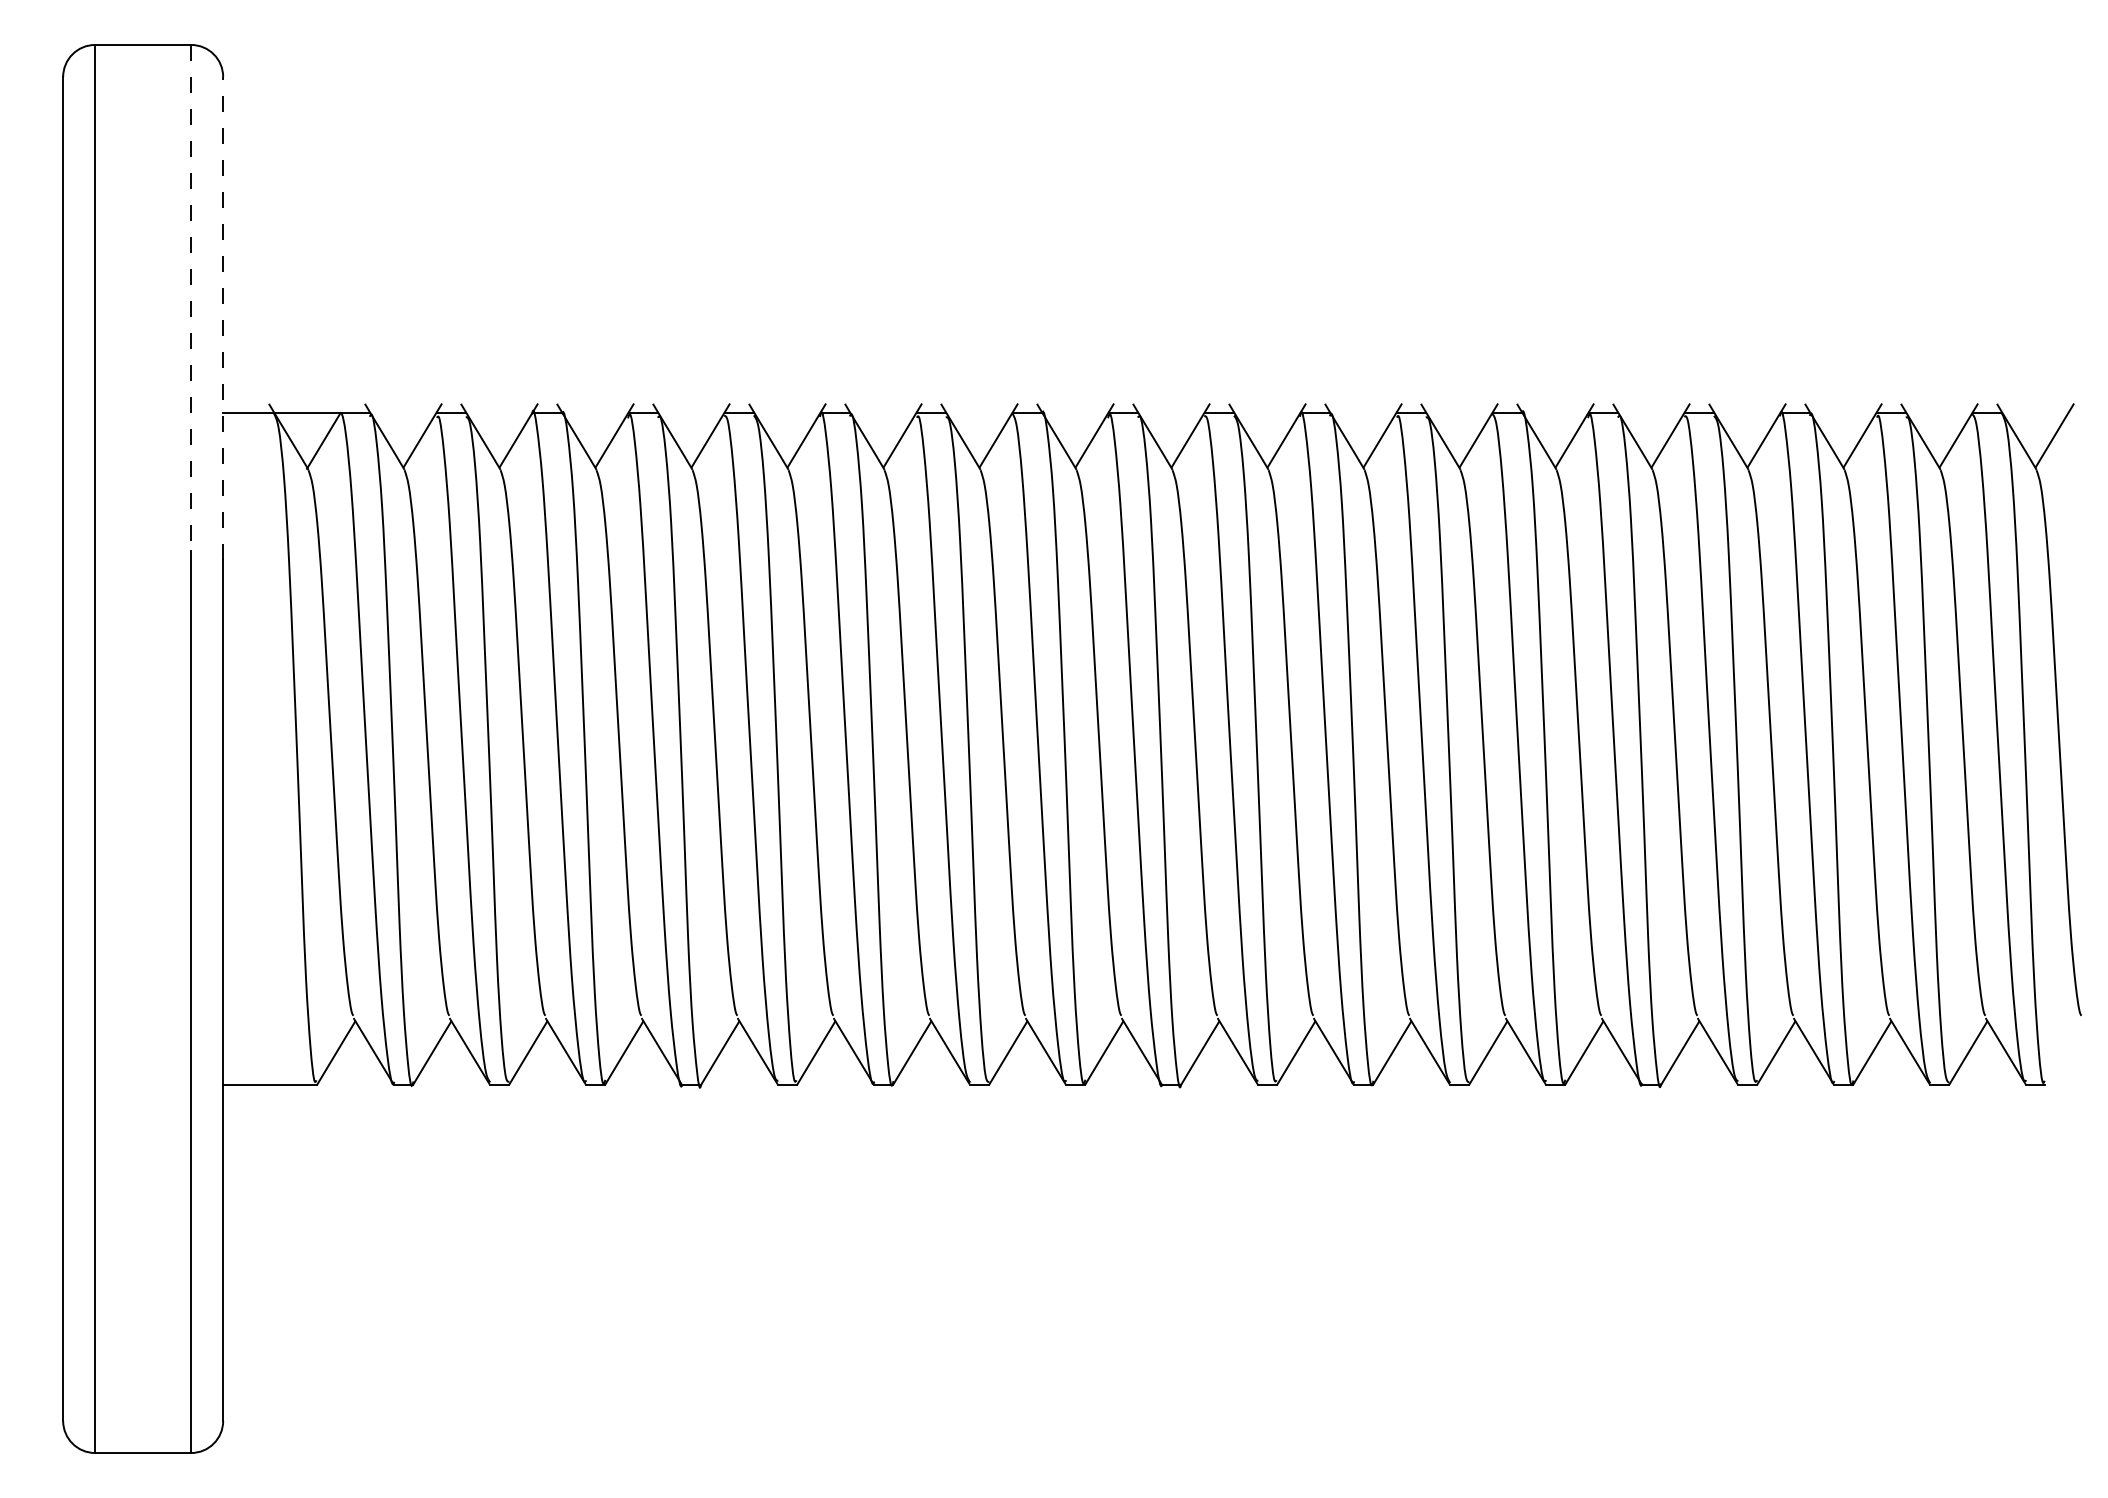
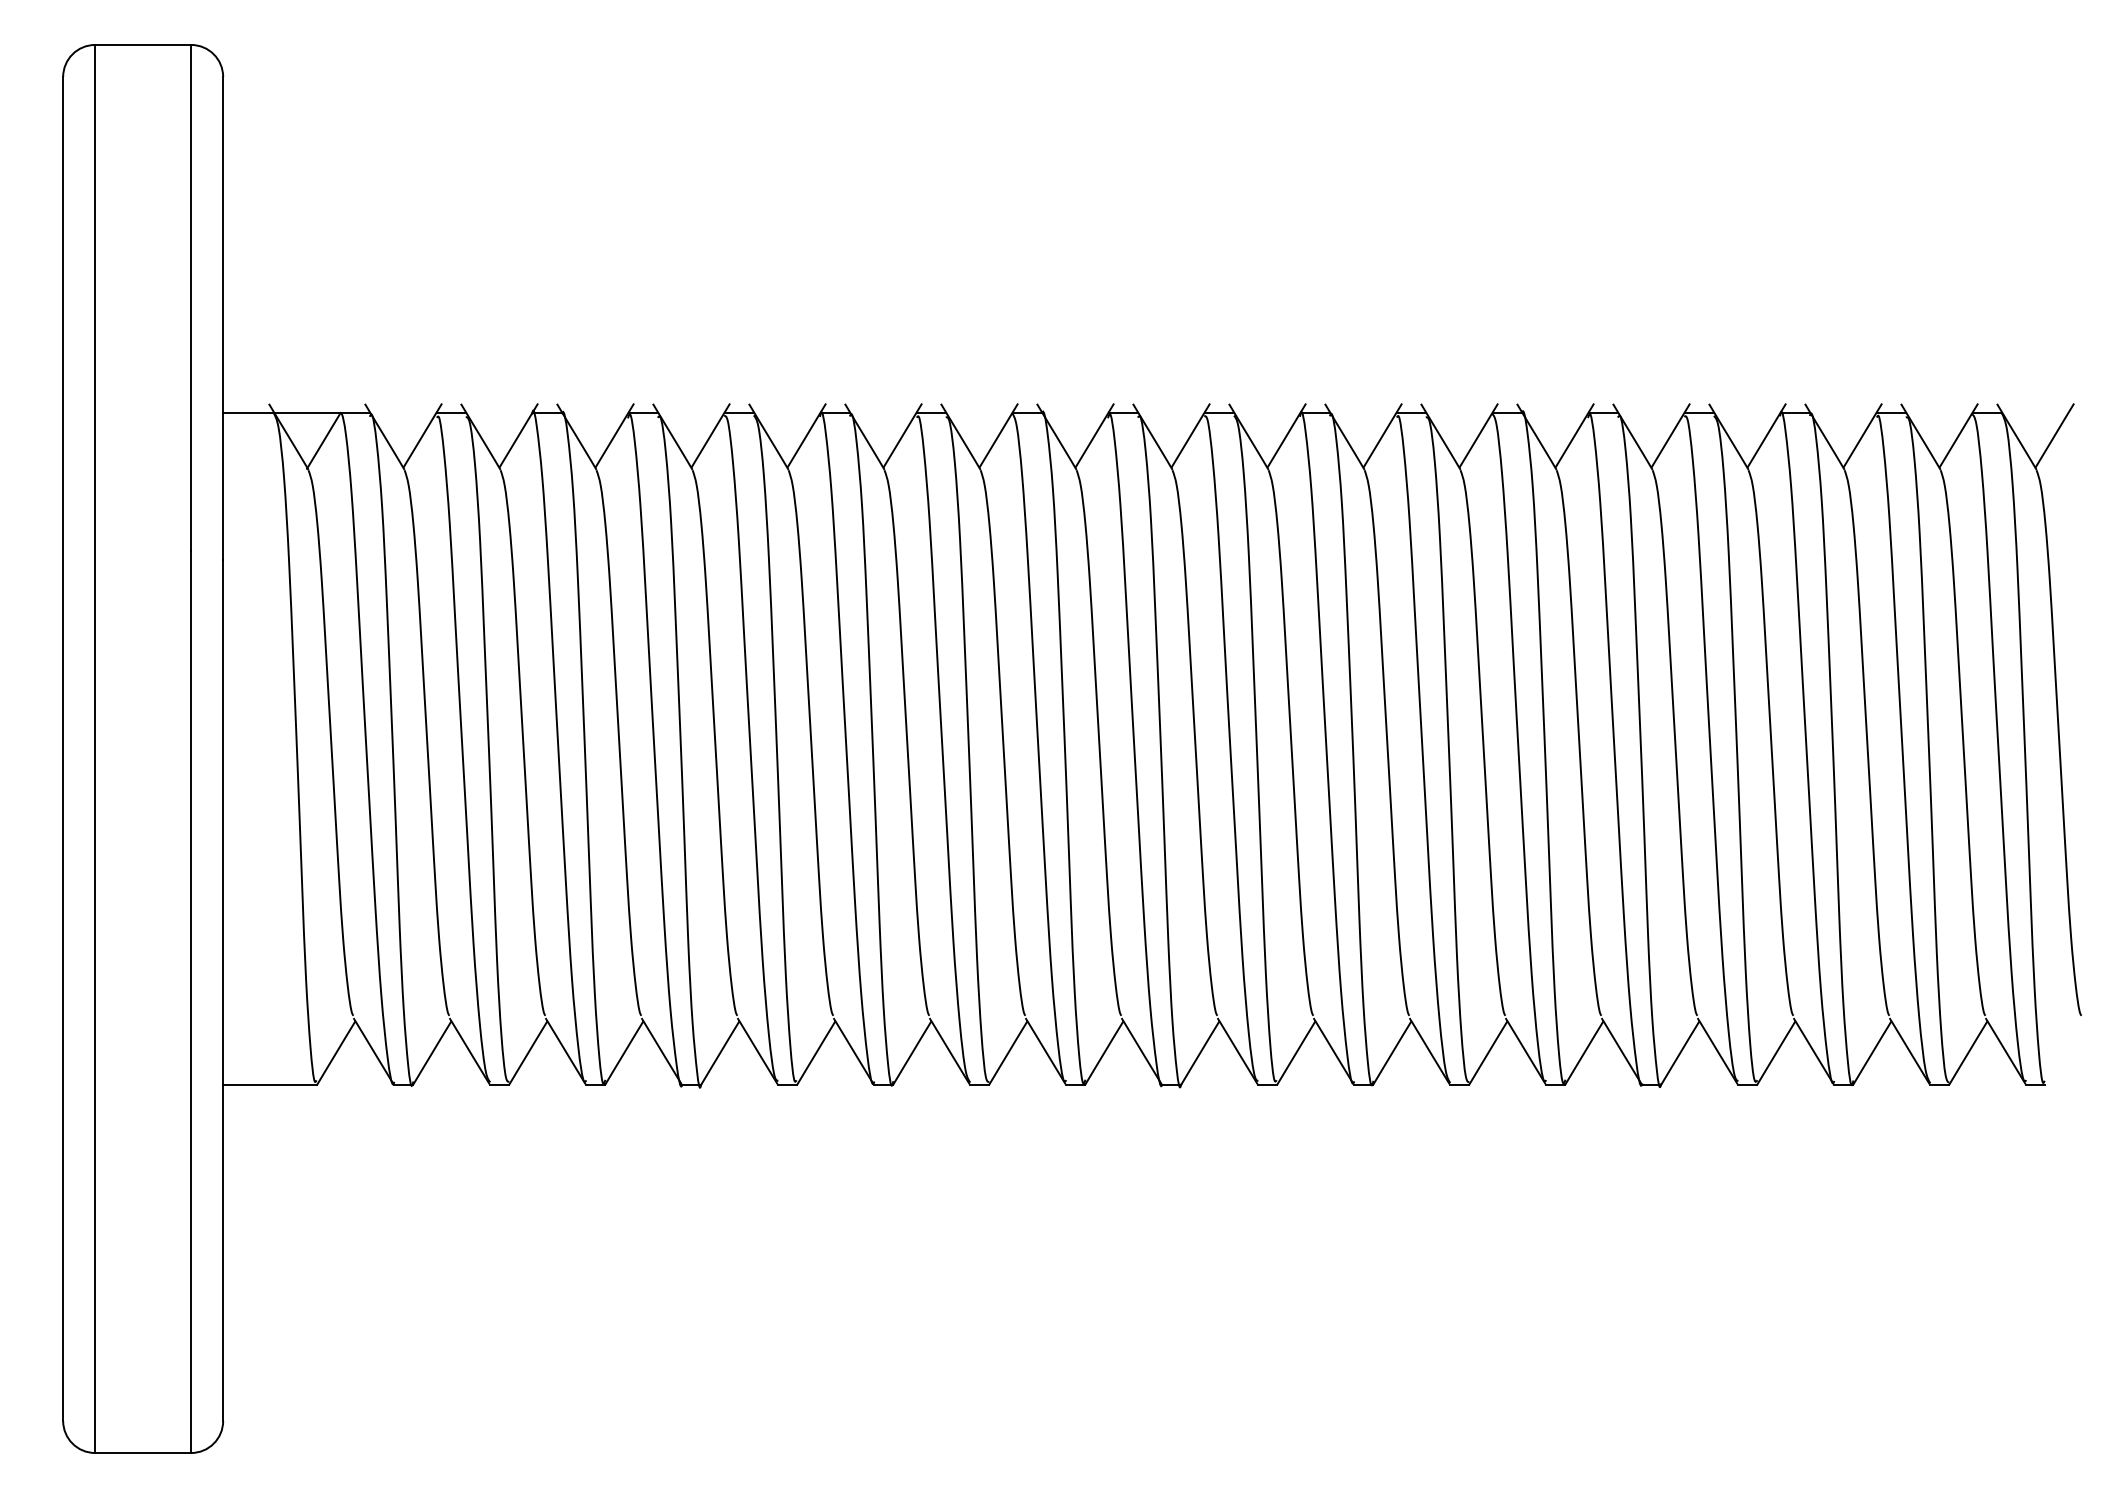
line: dashed -> solid (191, 297)
line: dashed -> solid (223, 317)
